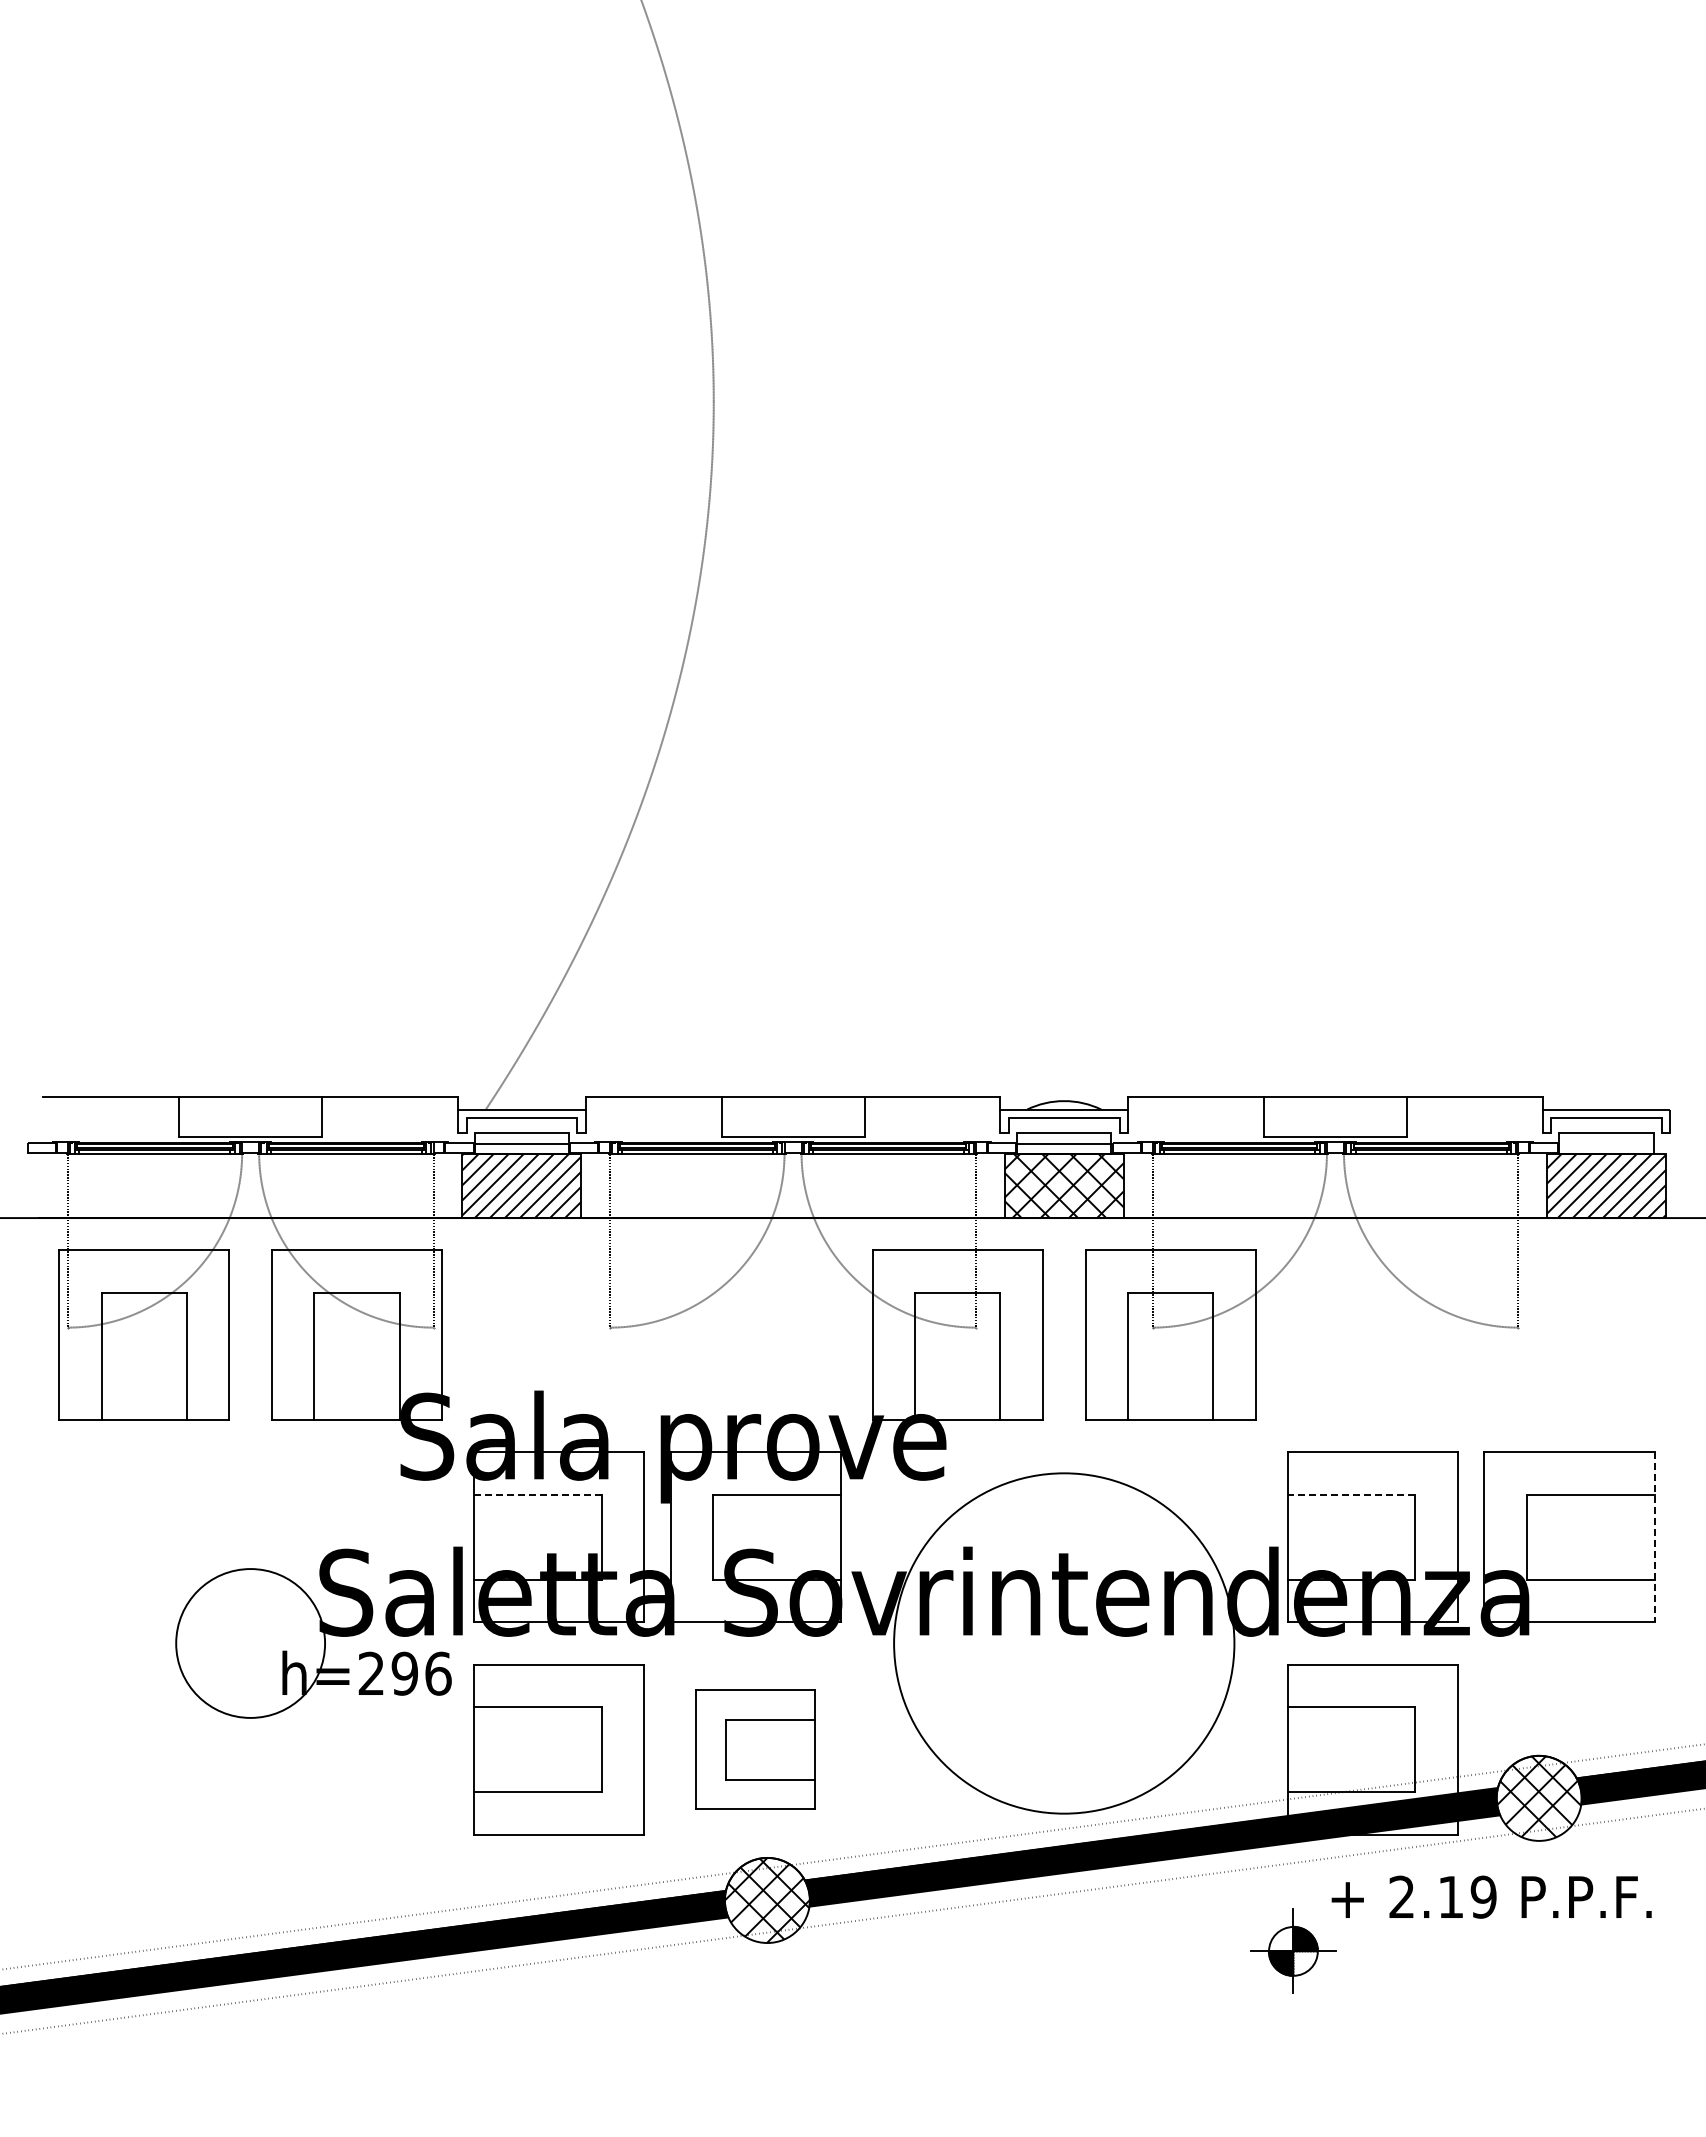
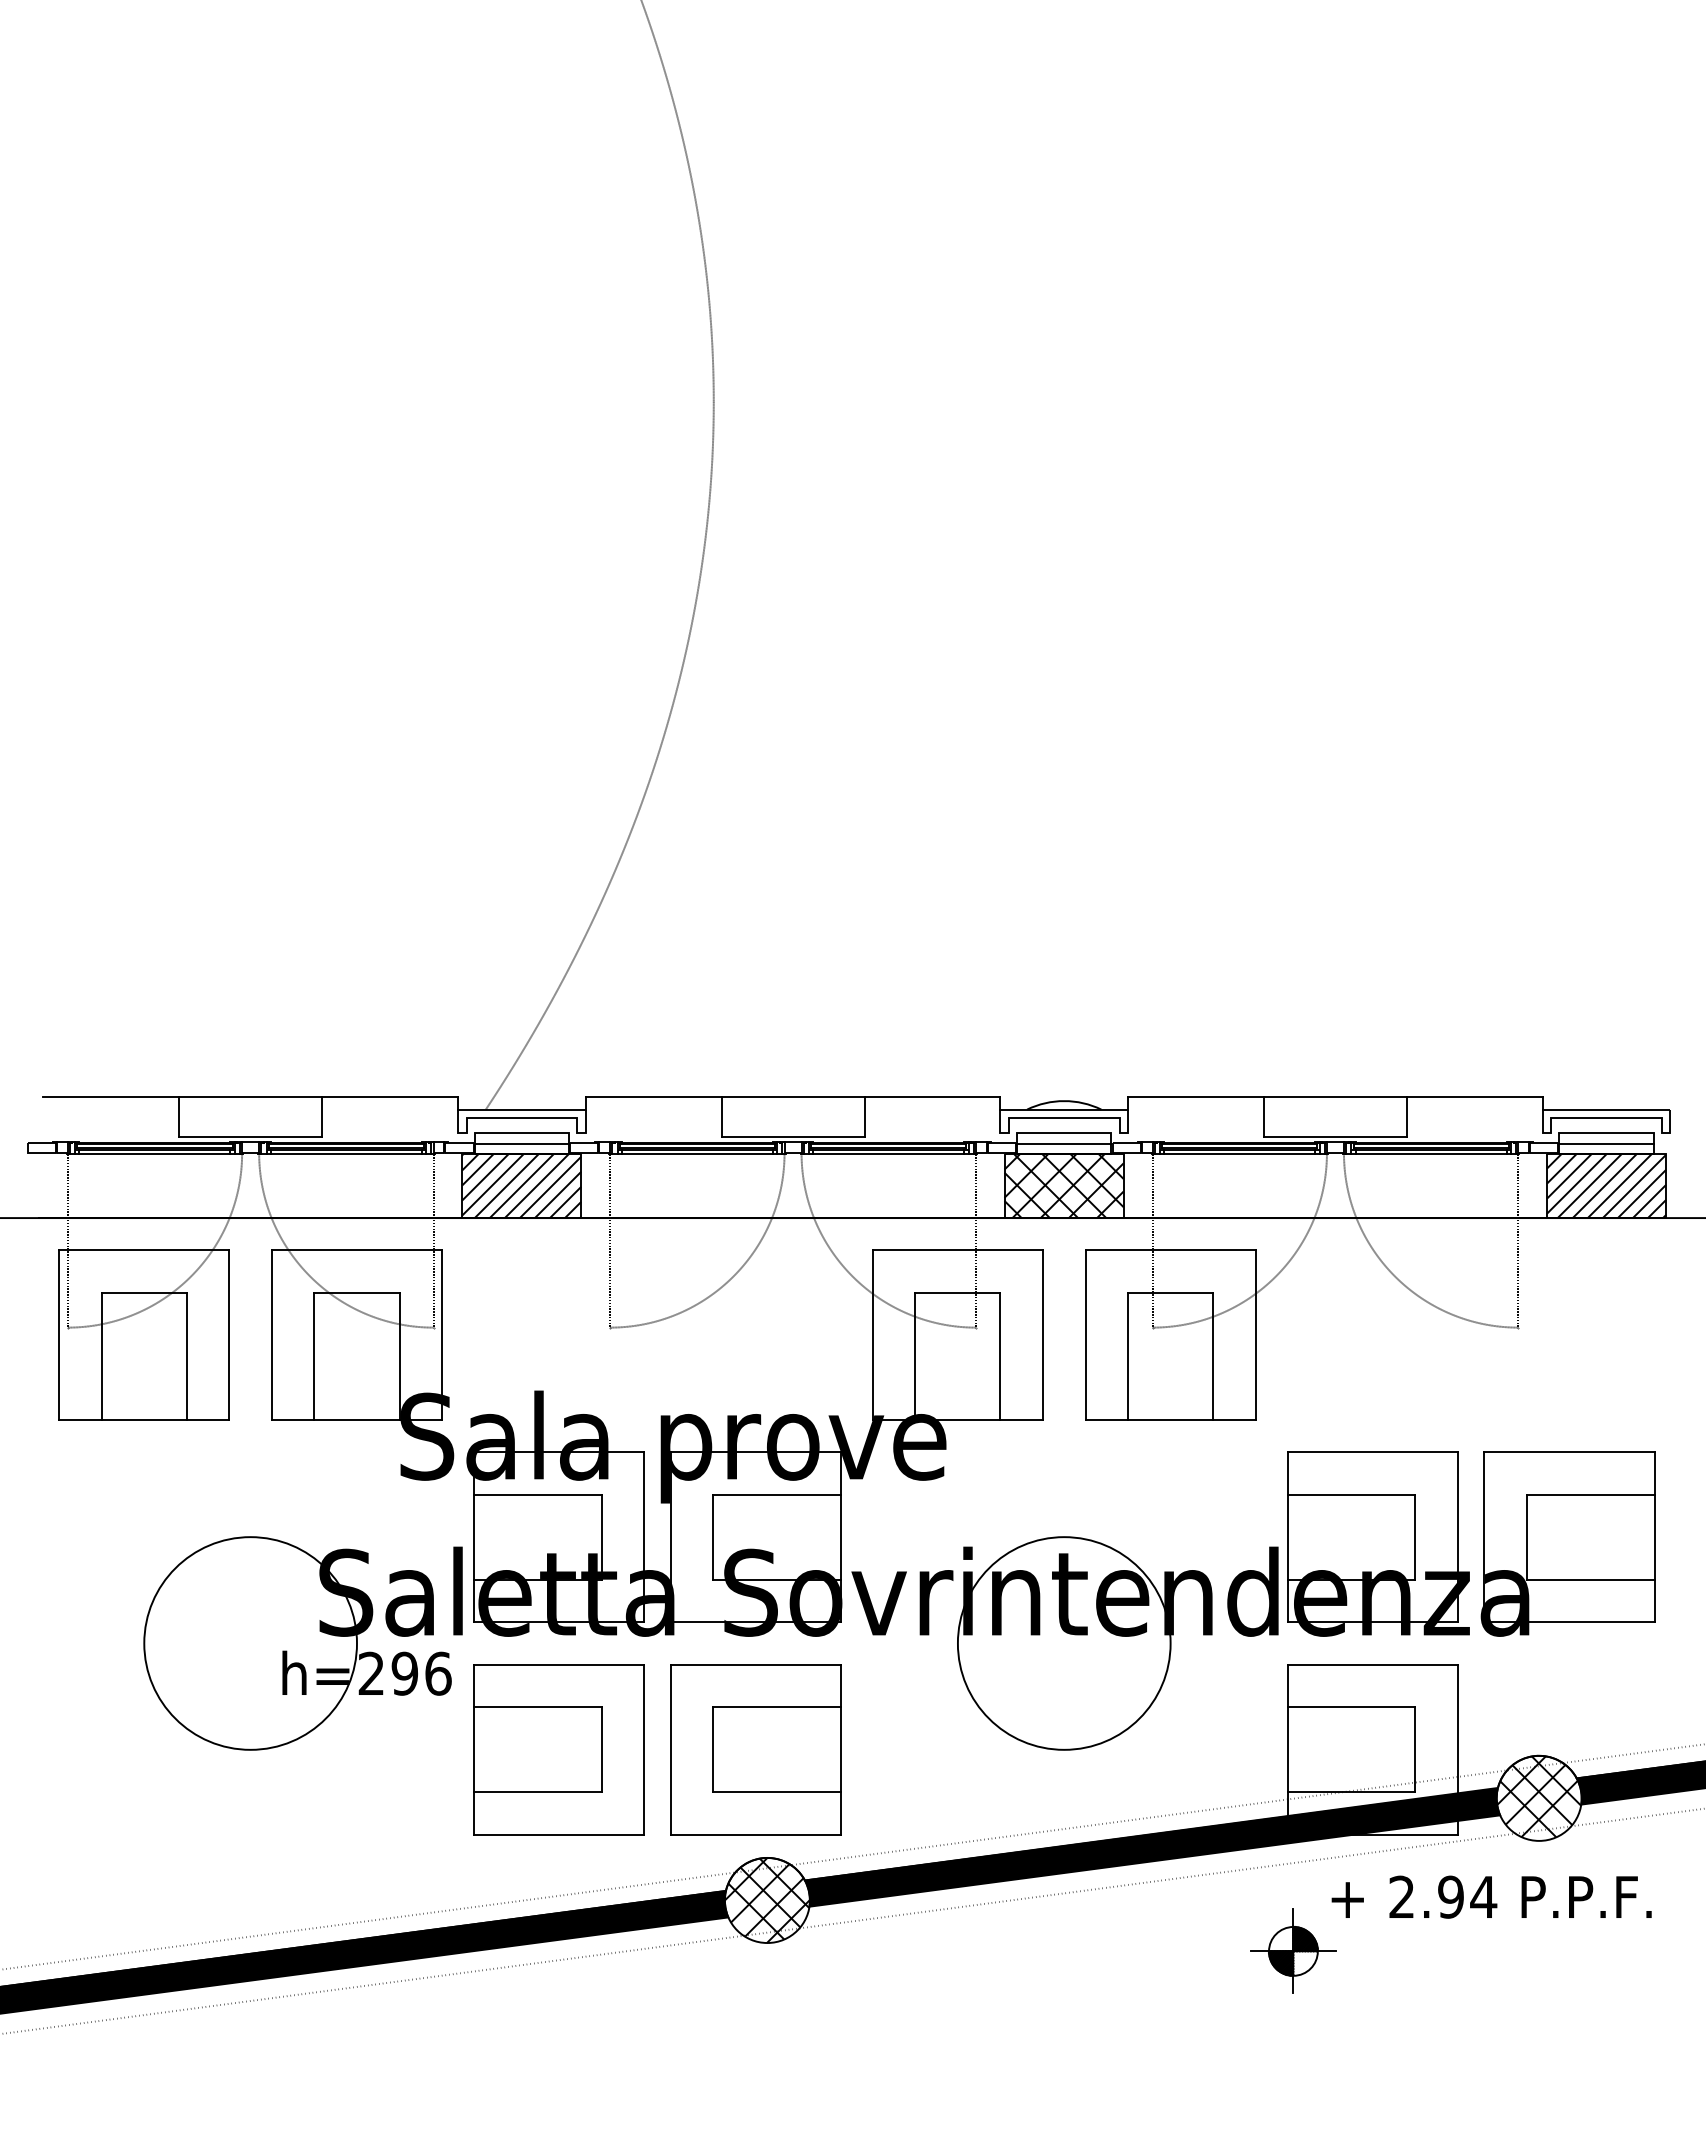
line: none -> present (1606, 1143)
line: dashed -> solid (537, 1494)
line: dashed -> solid (1351, 1494)
line: dashed -> solid (1654, 1537)
circle diameter: 149 px -> 213 px (250, 1643)
circle diameter: 340 px -> 213 px (1063, 1643)
part size: 121x121 px -> 172x172 px (755, 1749)
text: 2.19 -> 2.94 (1467, 1896)
